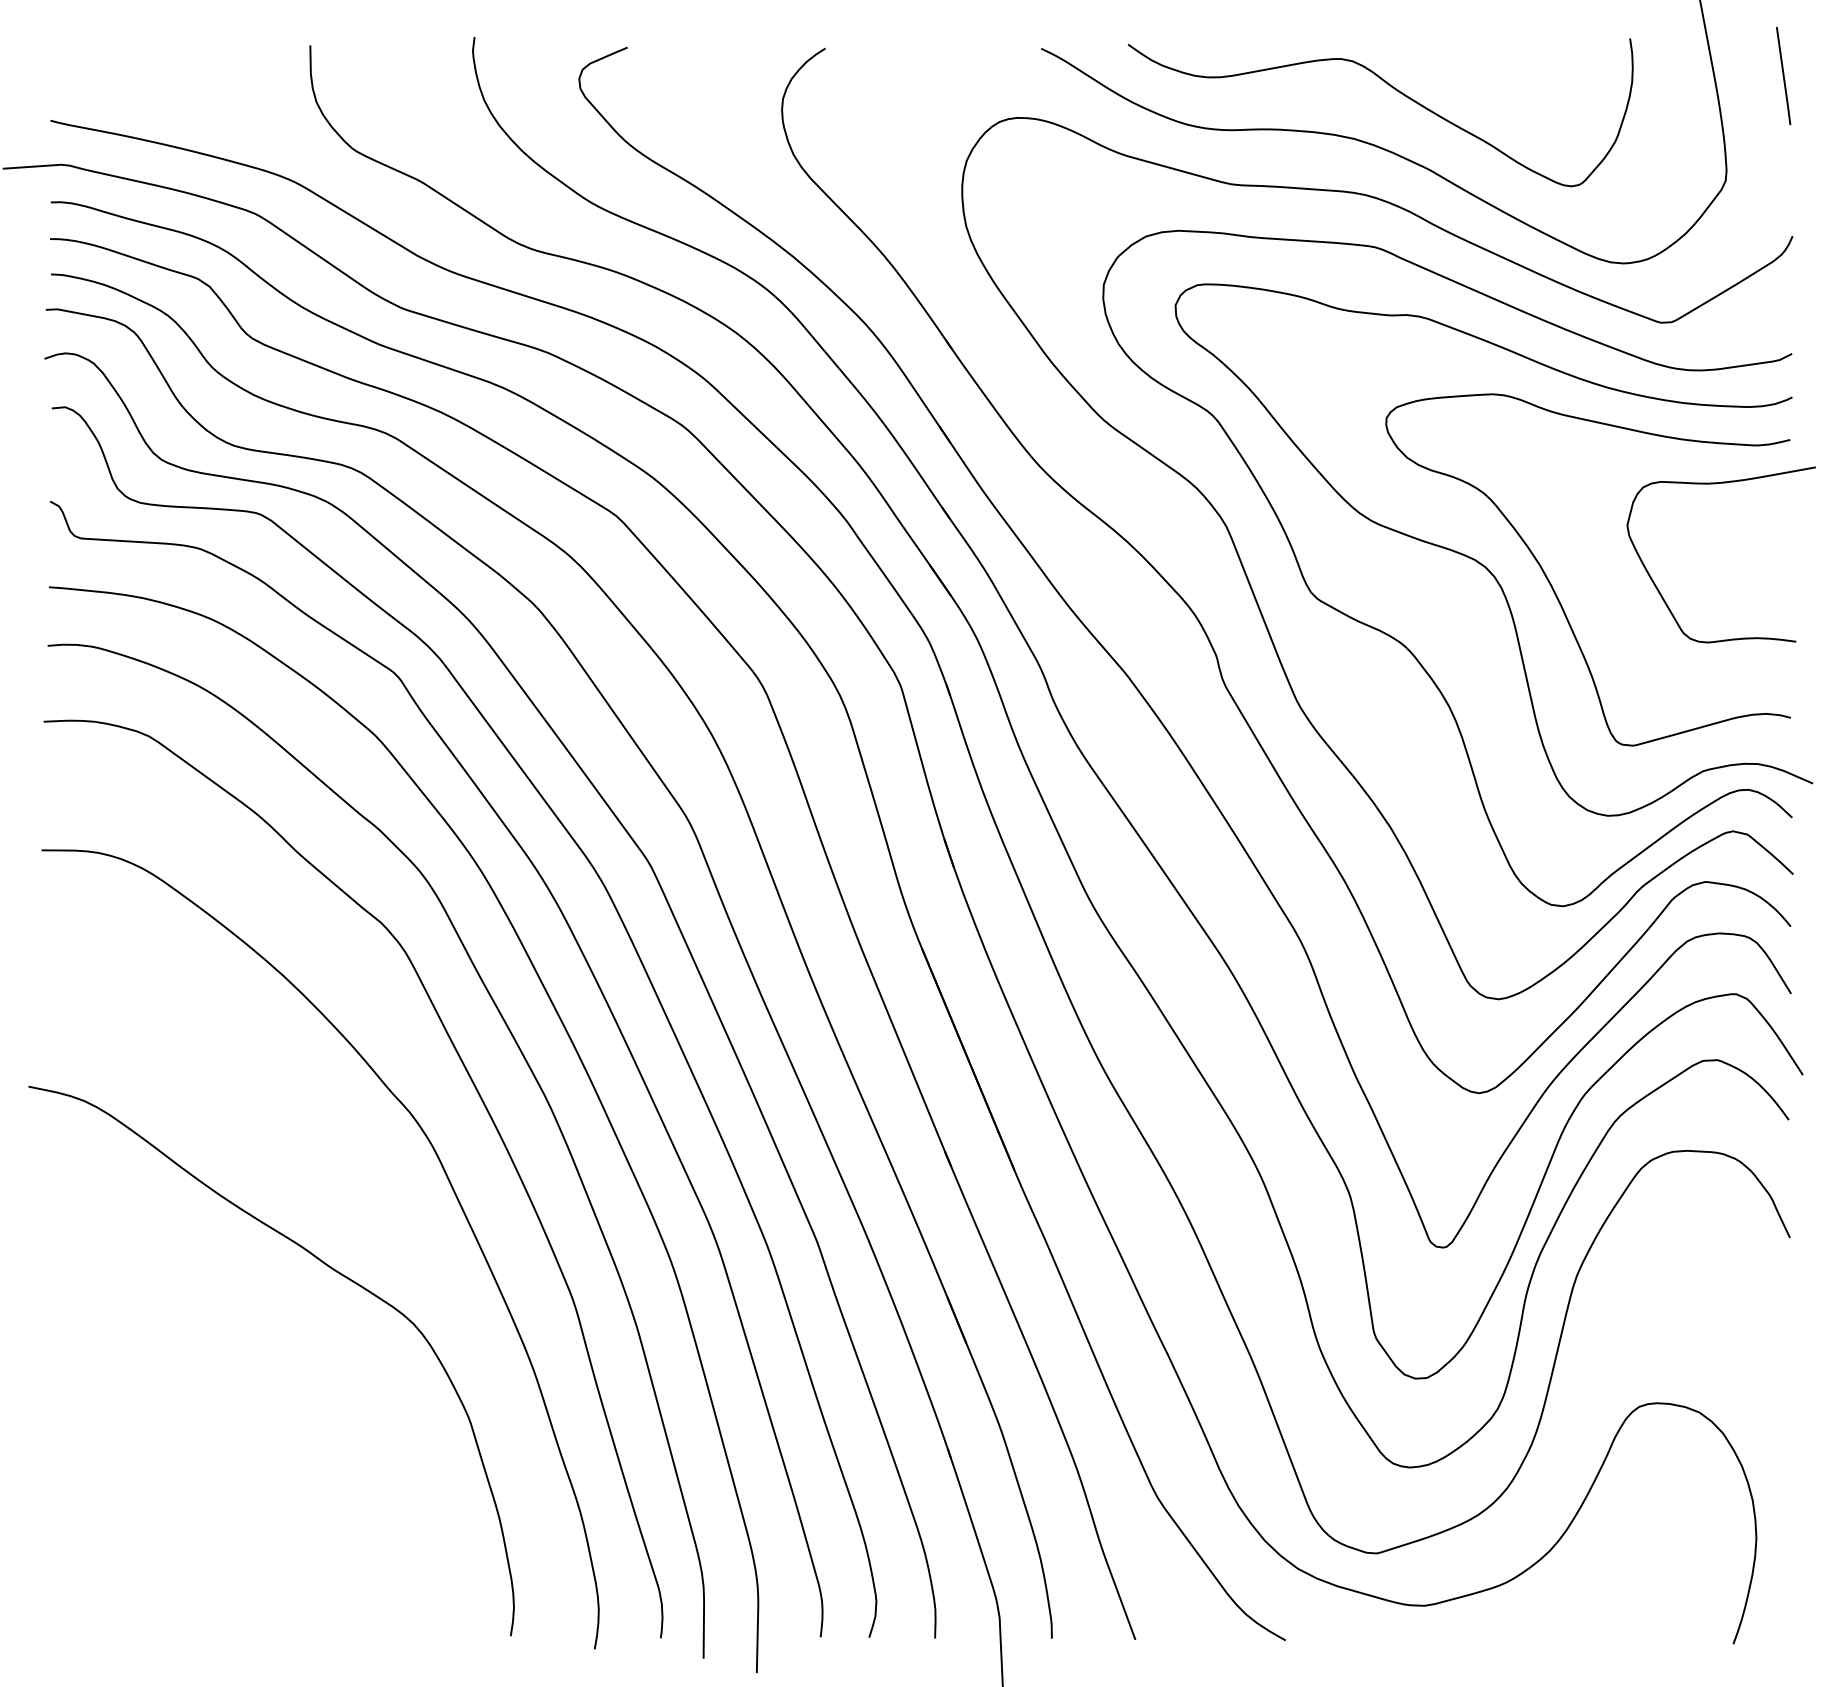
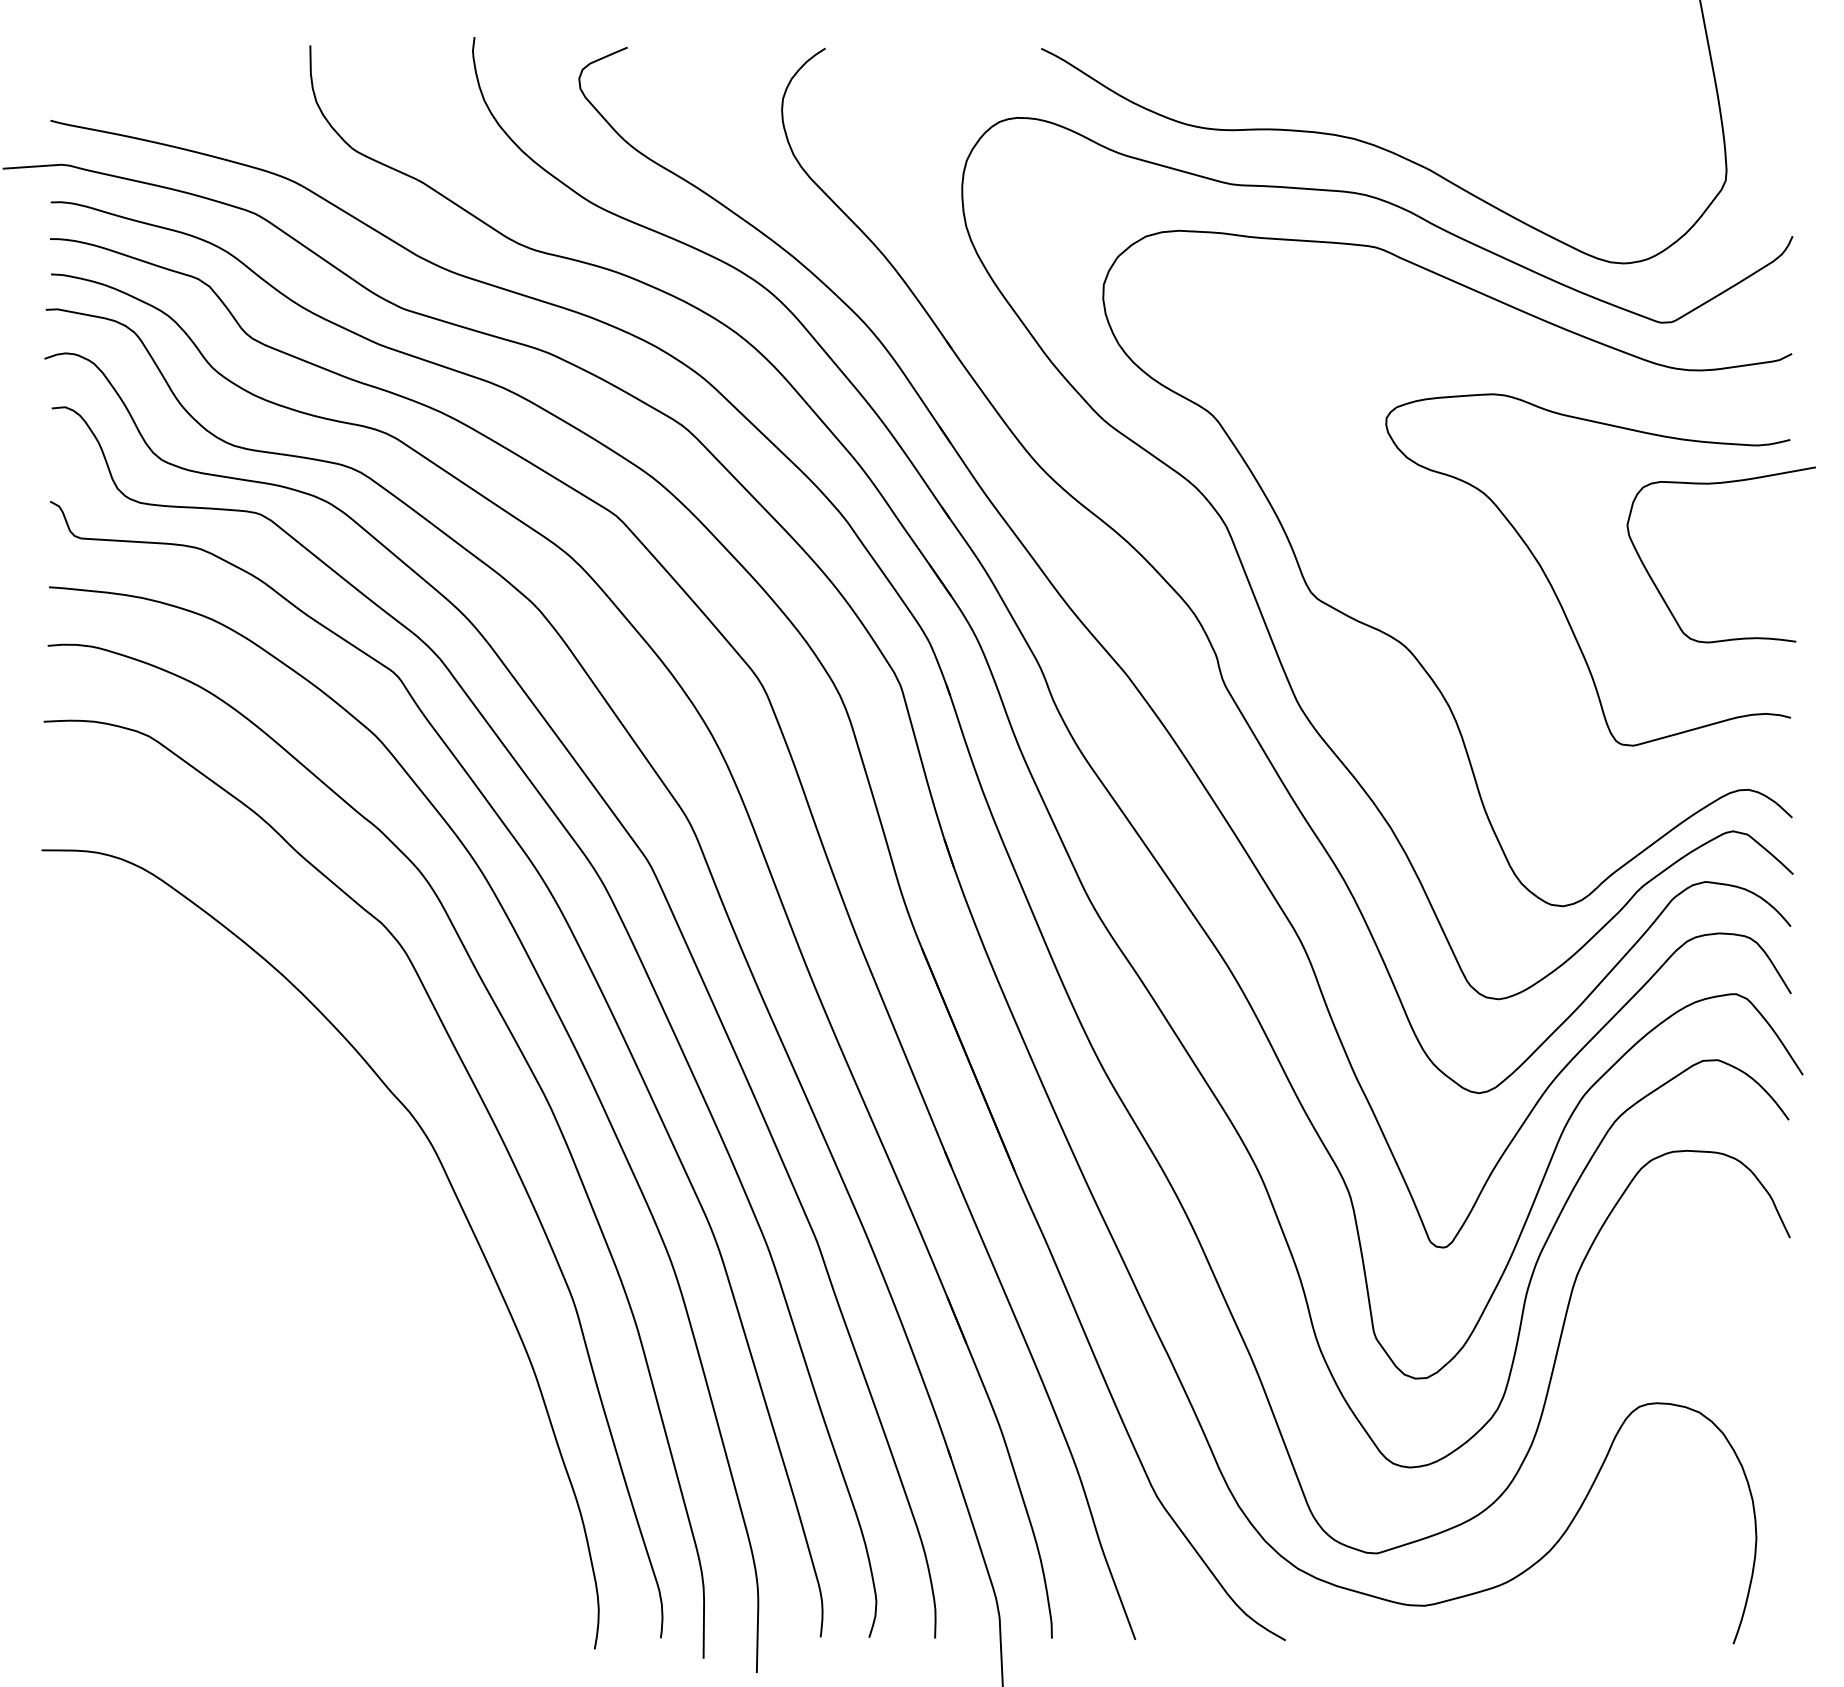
line: present -> none (1783, 75)
curve: present -> none (1395, 90)
curve: present -> none (1483, 564)
part: present -> none (331, 1269)
